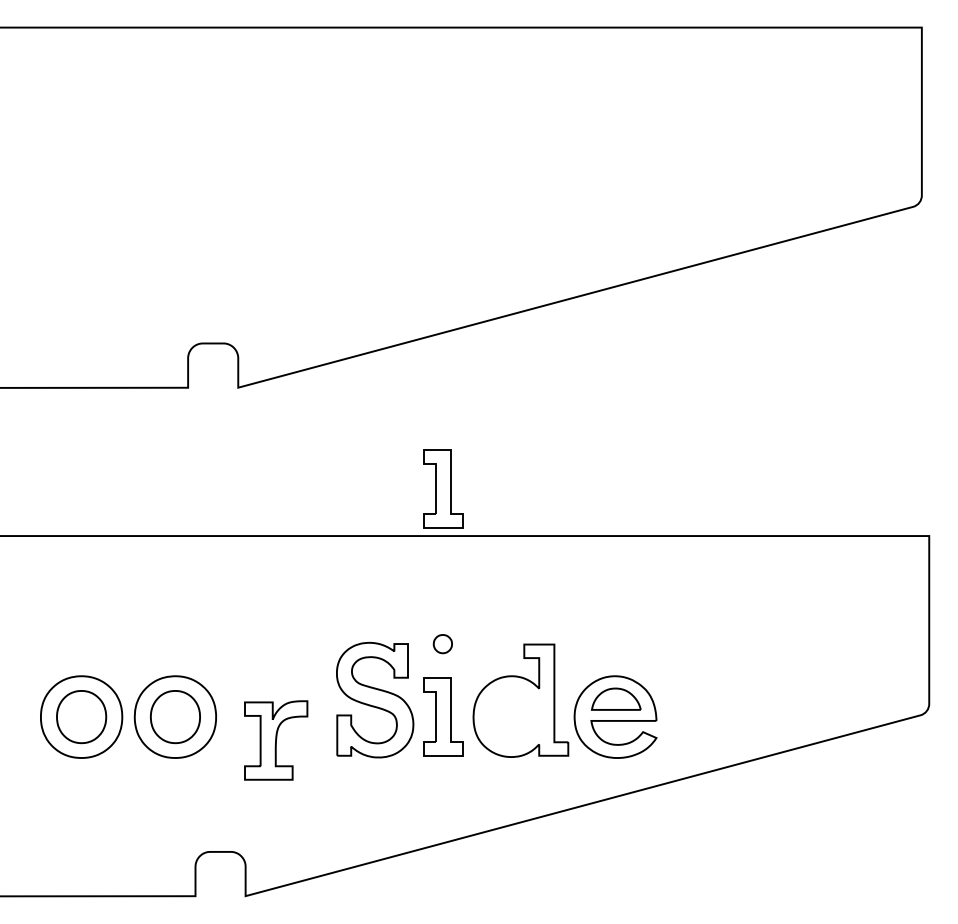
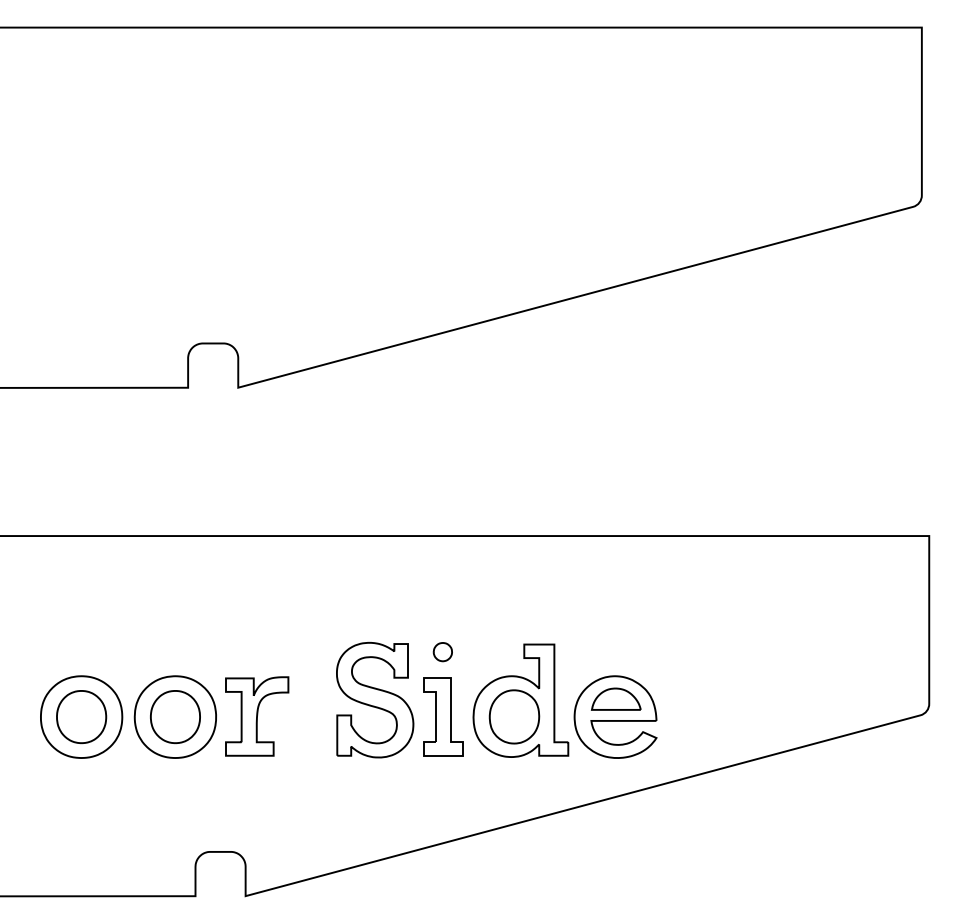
part: present -> none (443, 488)
part position: (442, 644) -> (442, 652) (442, 652)
part: none -> present (514, 716)
part position: (276, 740) -> (257, 716) (257, 716)
